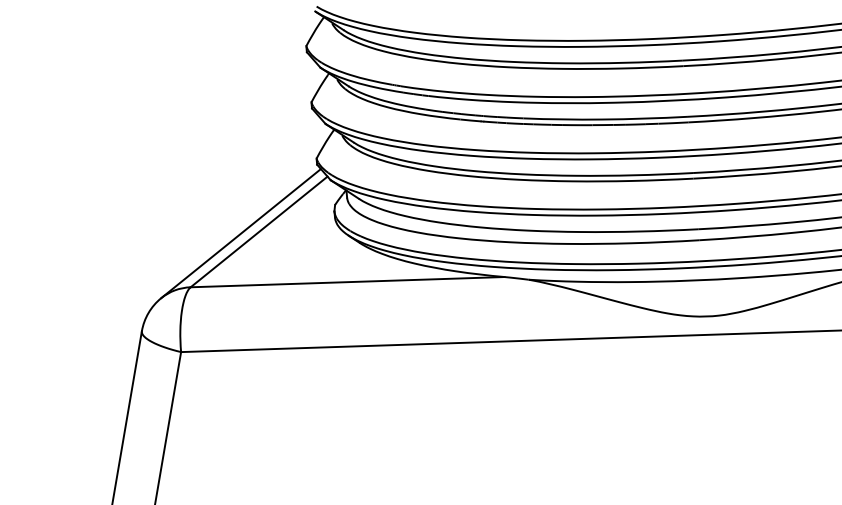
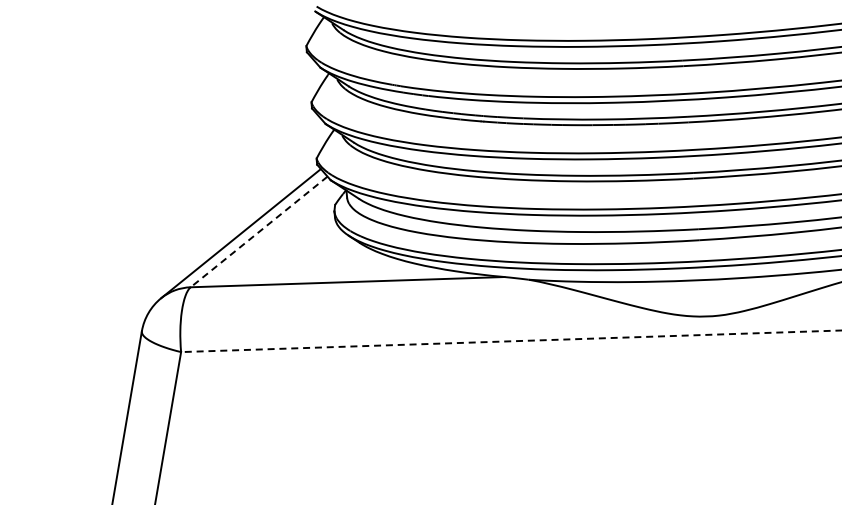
line: solid -> dashed (258, 232)
line: solid -> dashed (510, 341)
